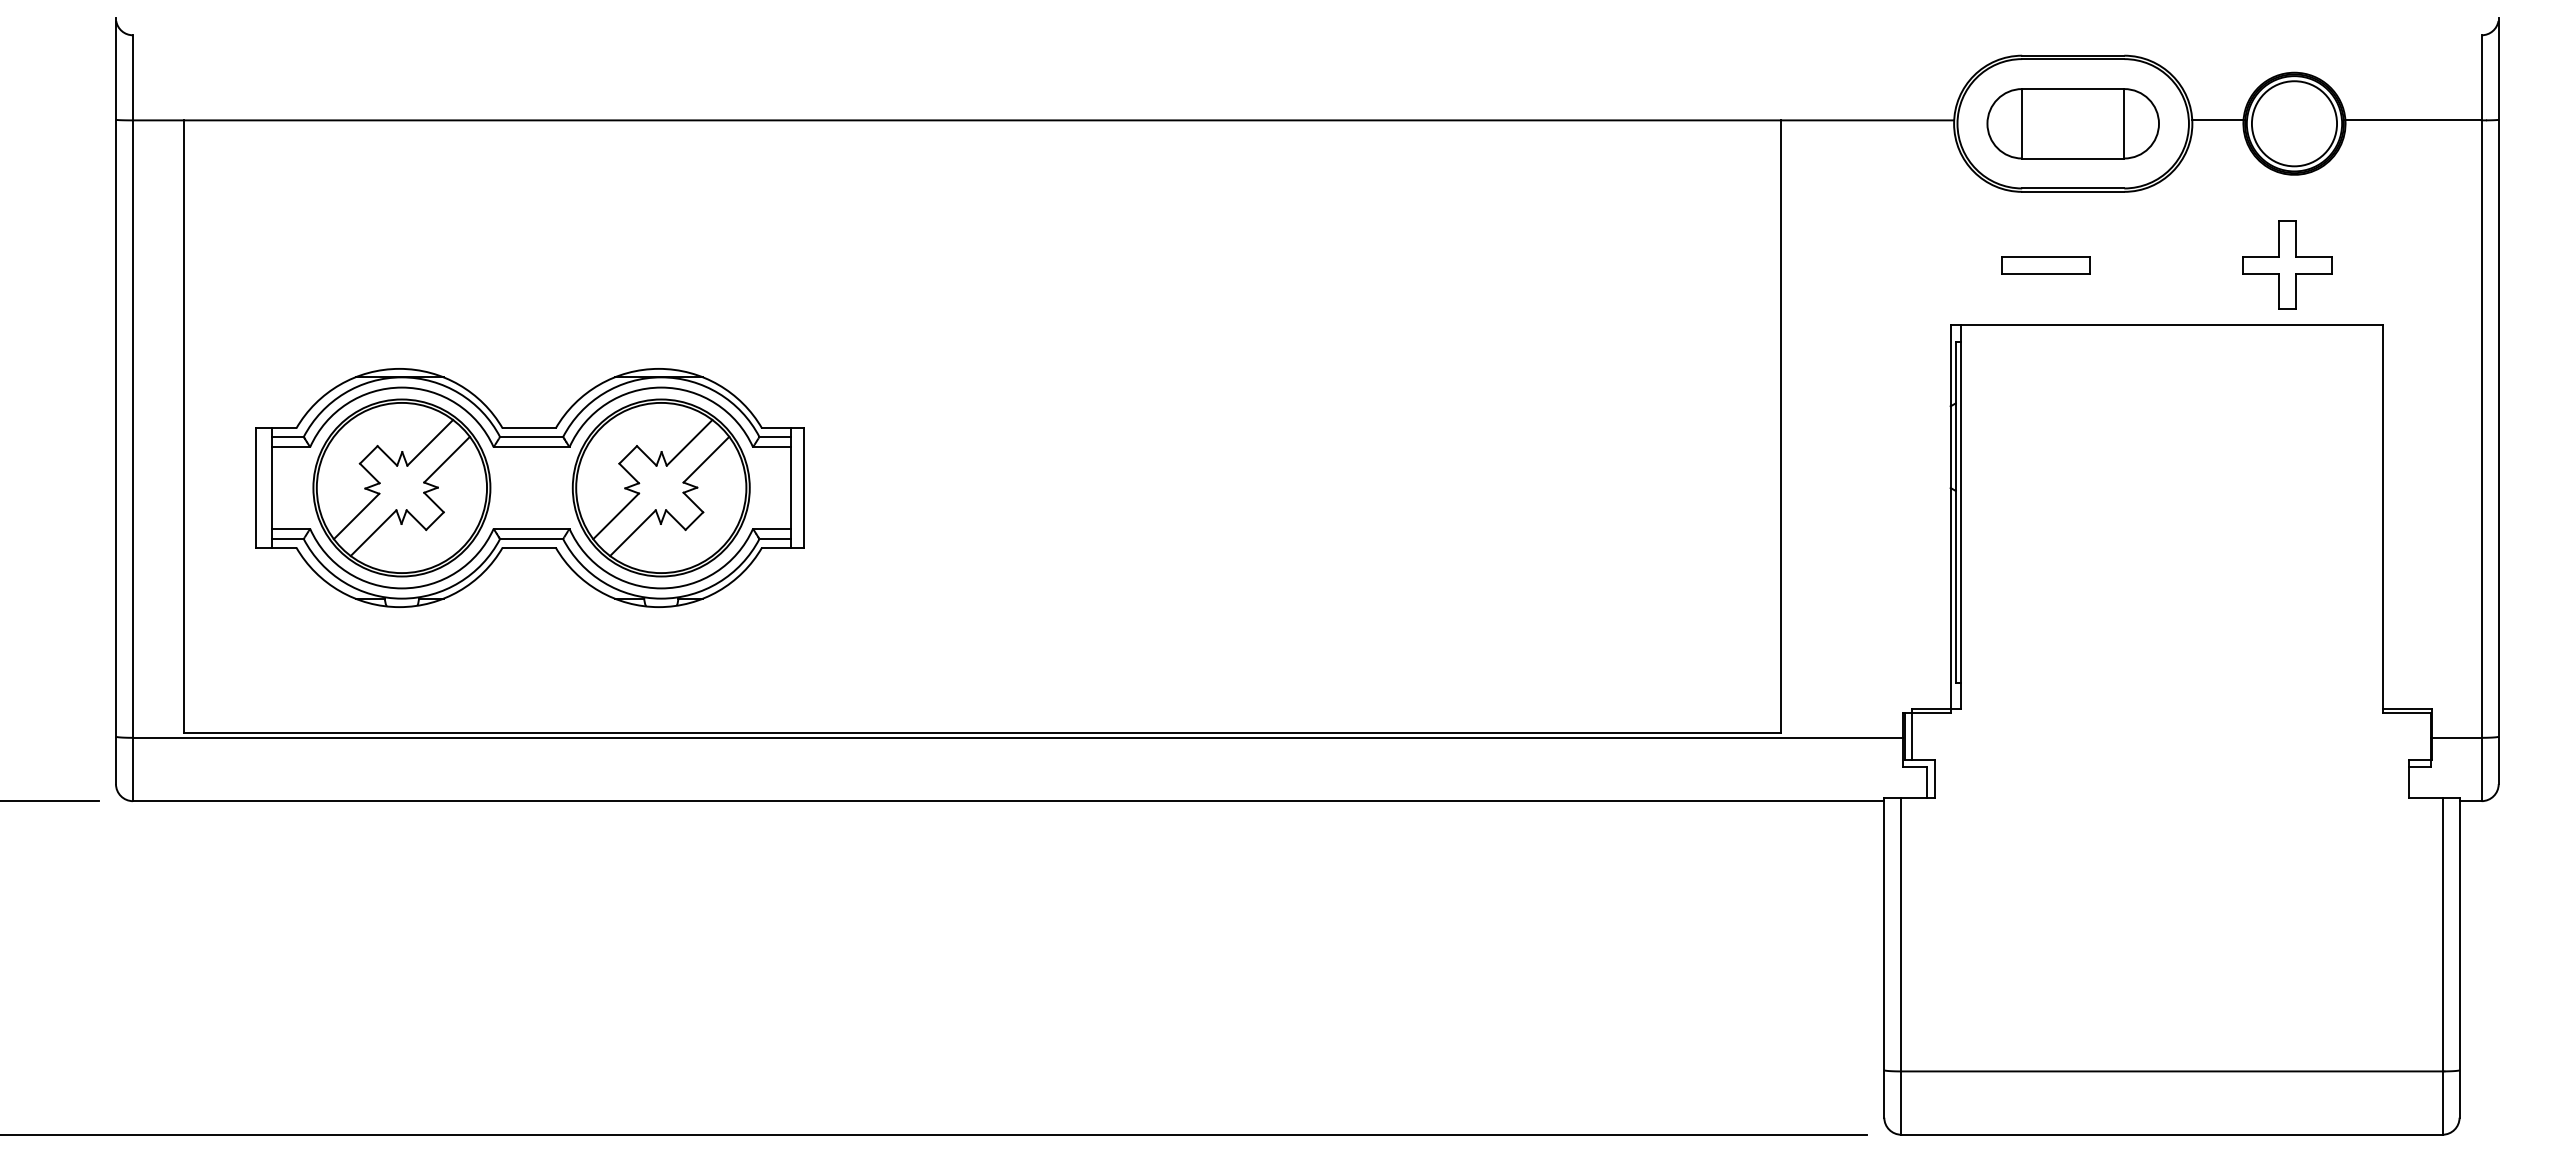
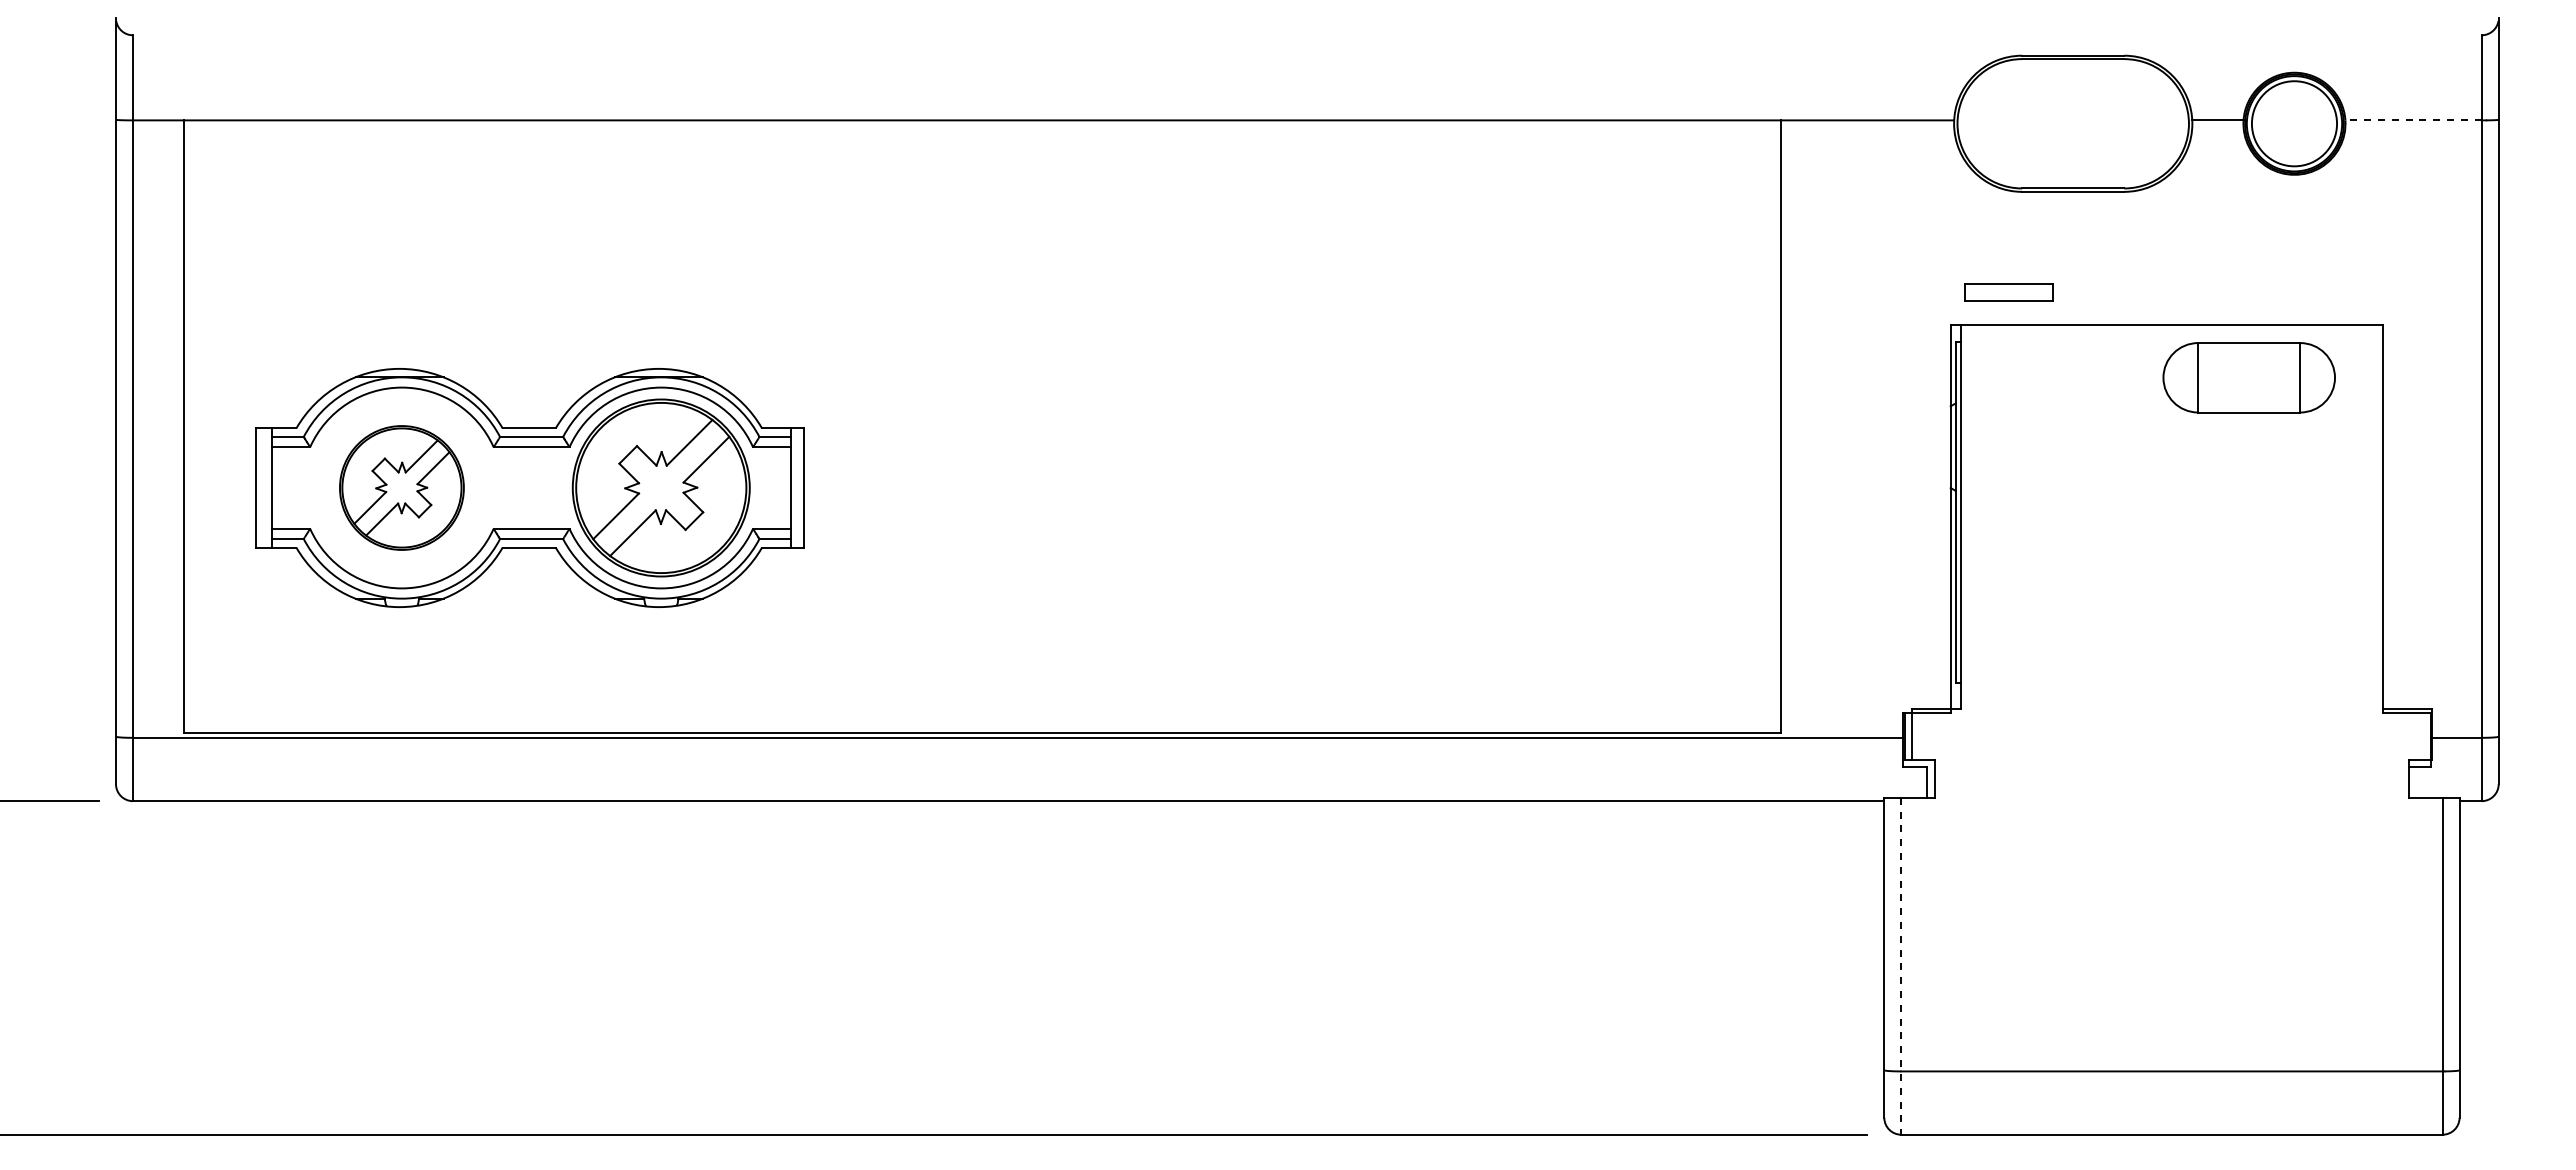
line: solid -> dashed (2413, 120)
part position: (2072, 123) -> (2248, 377) (2248, 377)
part: present -> none (2287, 264)
part position: (2045, 265) -> (2008, 292) (2008, 292)
part size: 180x180 px -> 126x126 px (401, 487)
line: solid -> dashed (1901, 966)
